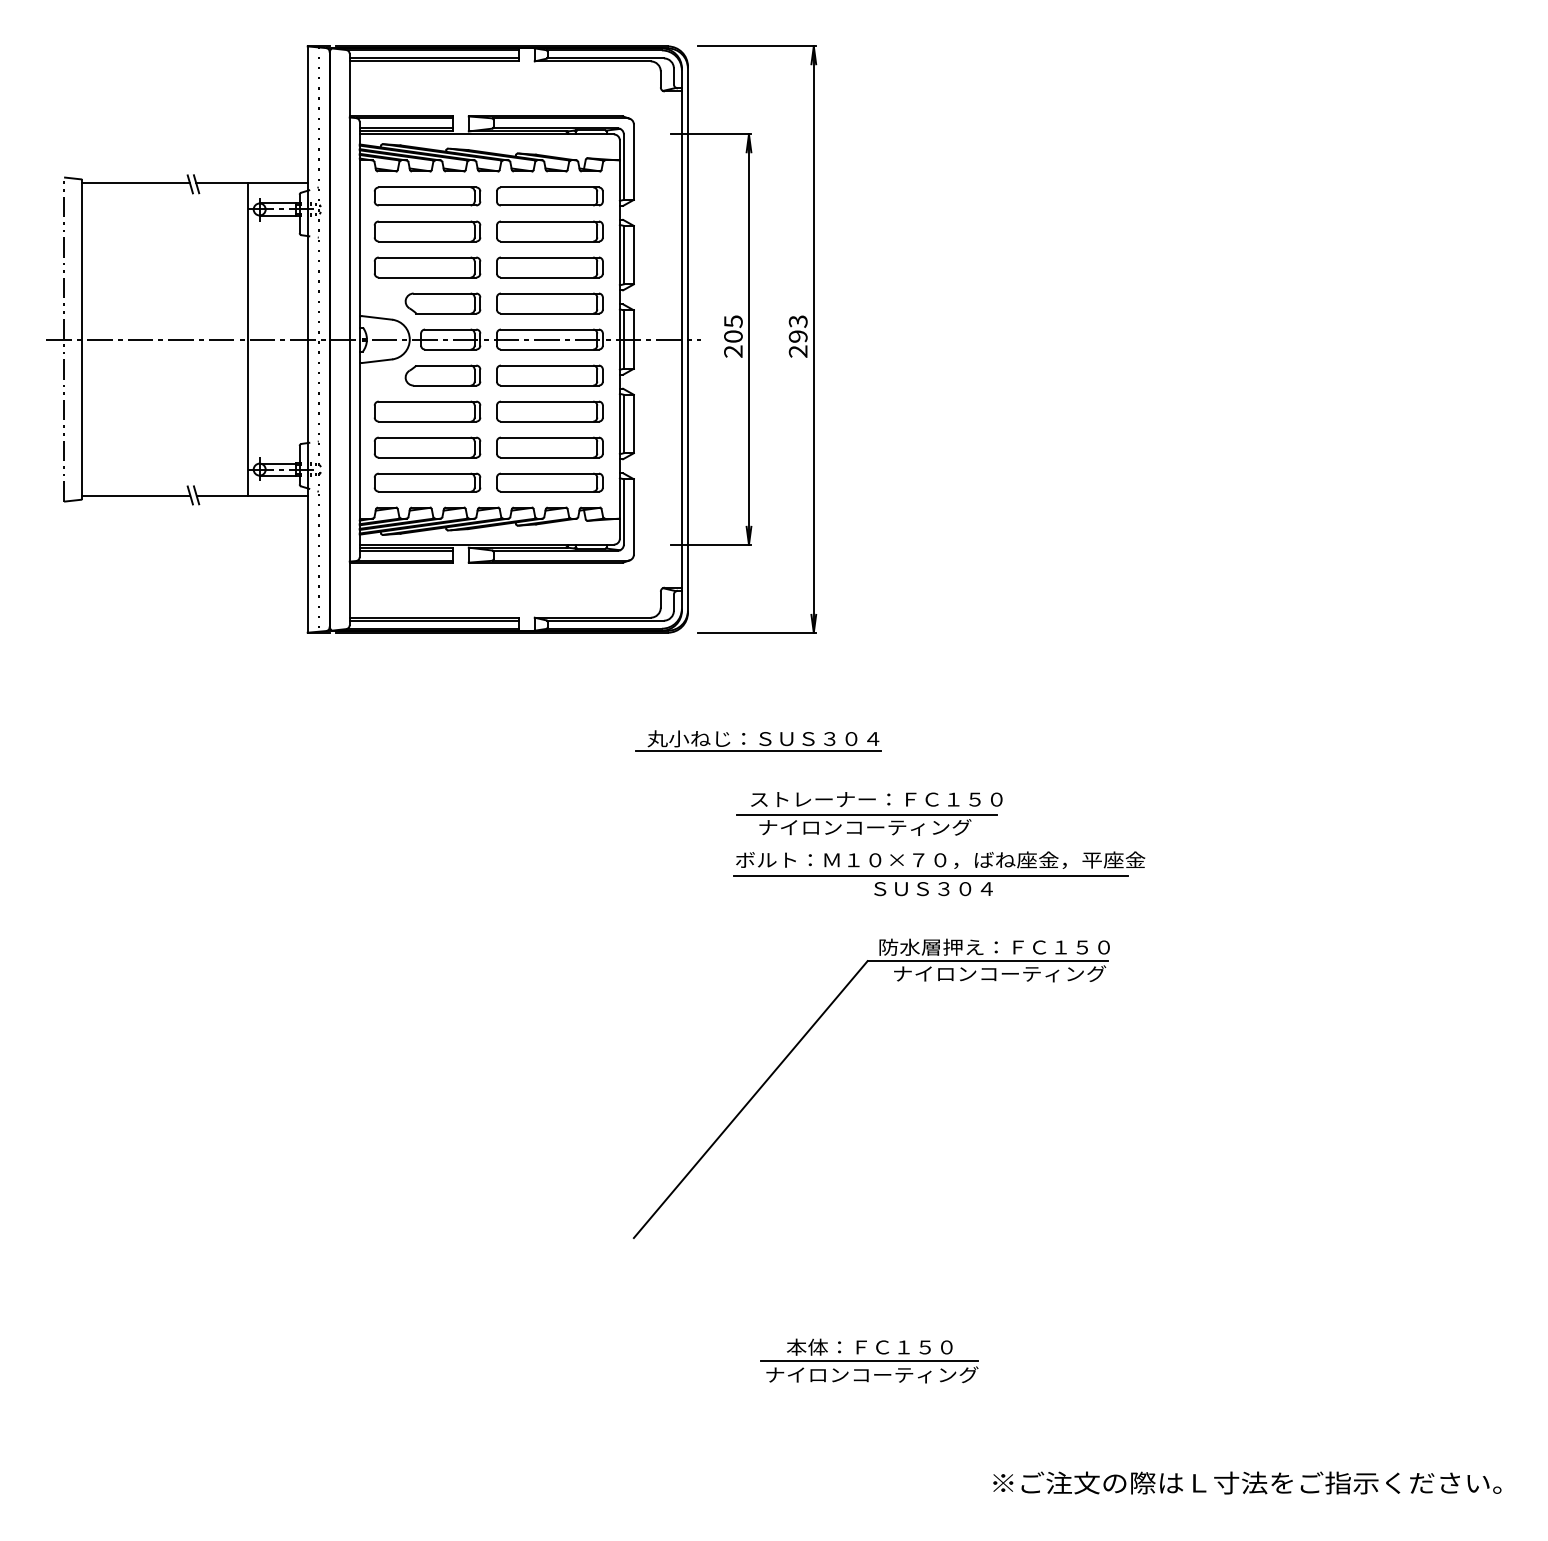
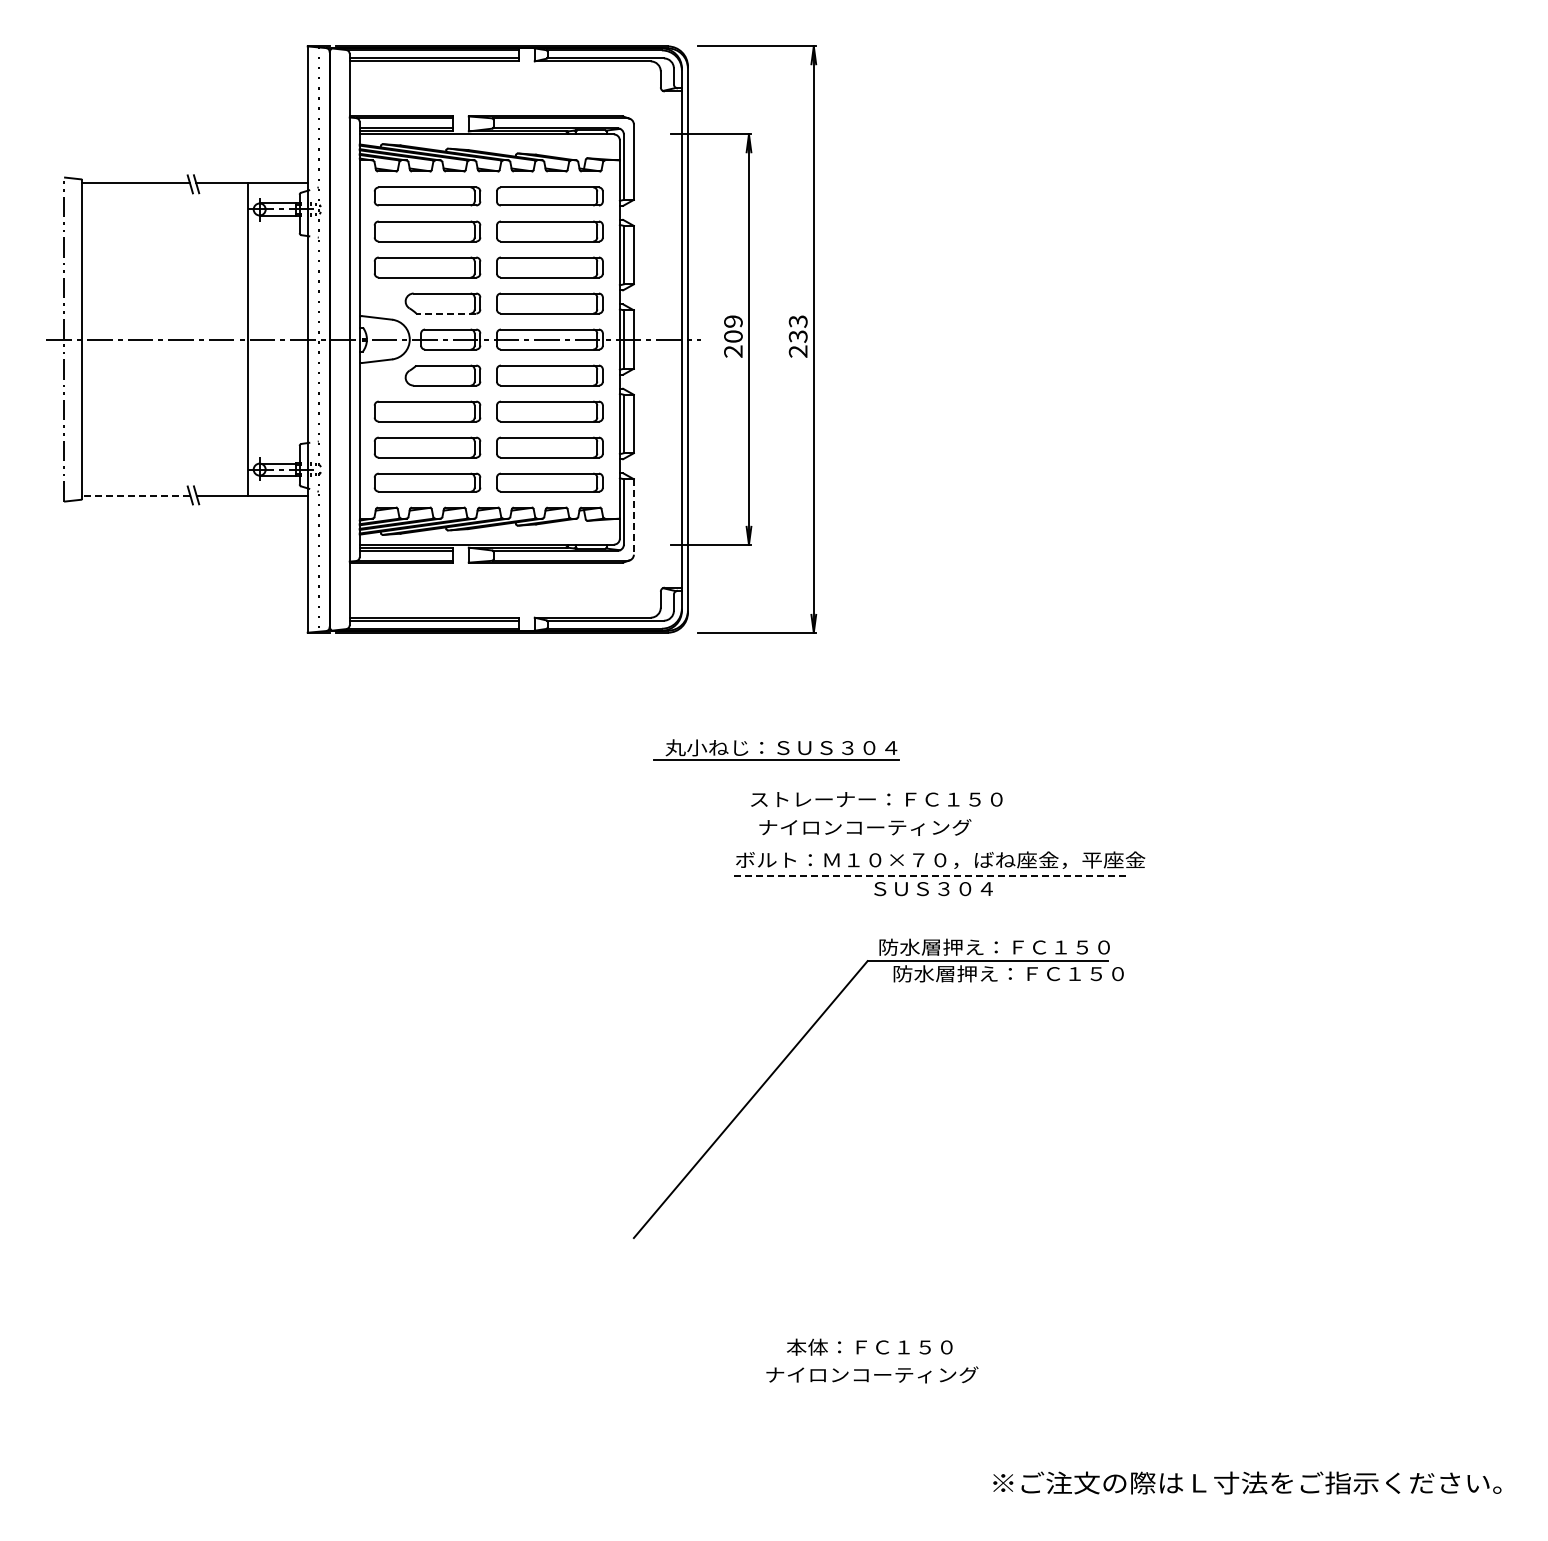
line: solid -> dashed (446, 313)
text: 205 -> 209 (733, 321)
text: 293 -> 233 (798, 336)
line: solid -> dashed (135, 495)
line: solid -> dashed (633, 516)
part position: (758, 740) -> (776, 749) (776, 749)
line: present -> none (866, 814)
line: solid -> dashed (930, 875)
text: ナイロンコーティング -> 防水層押え：ＦＣ１５０ (1008, 973)
line: present -> none (869, 1361)
